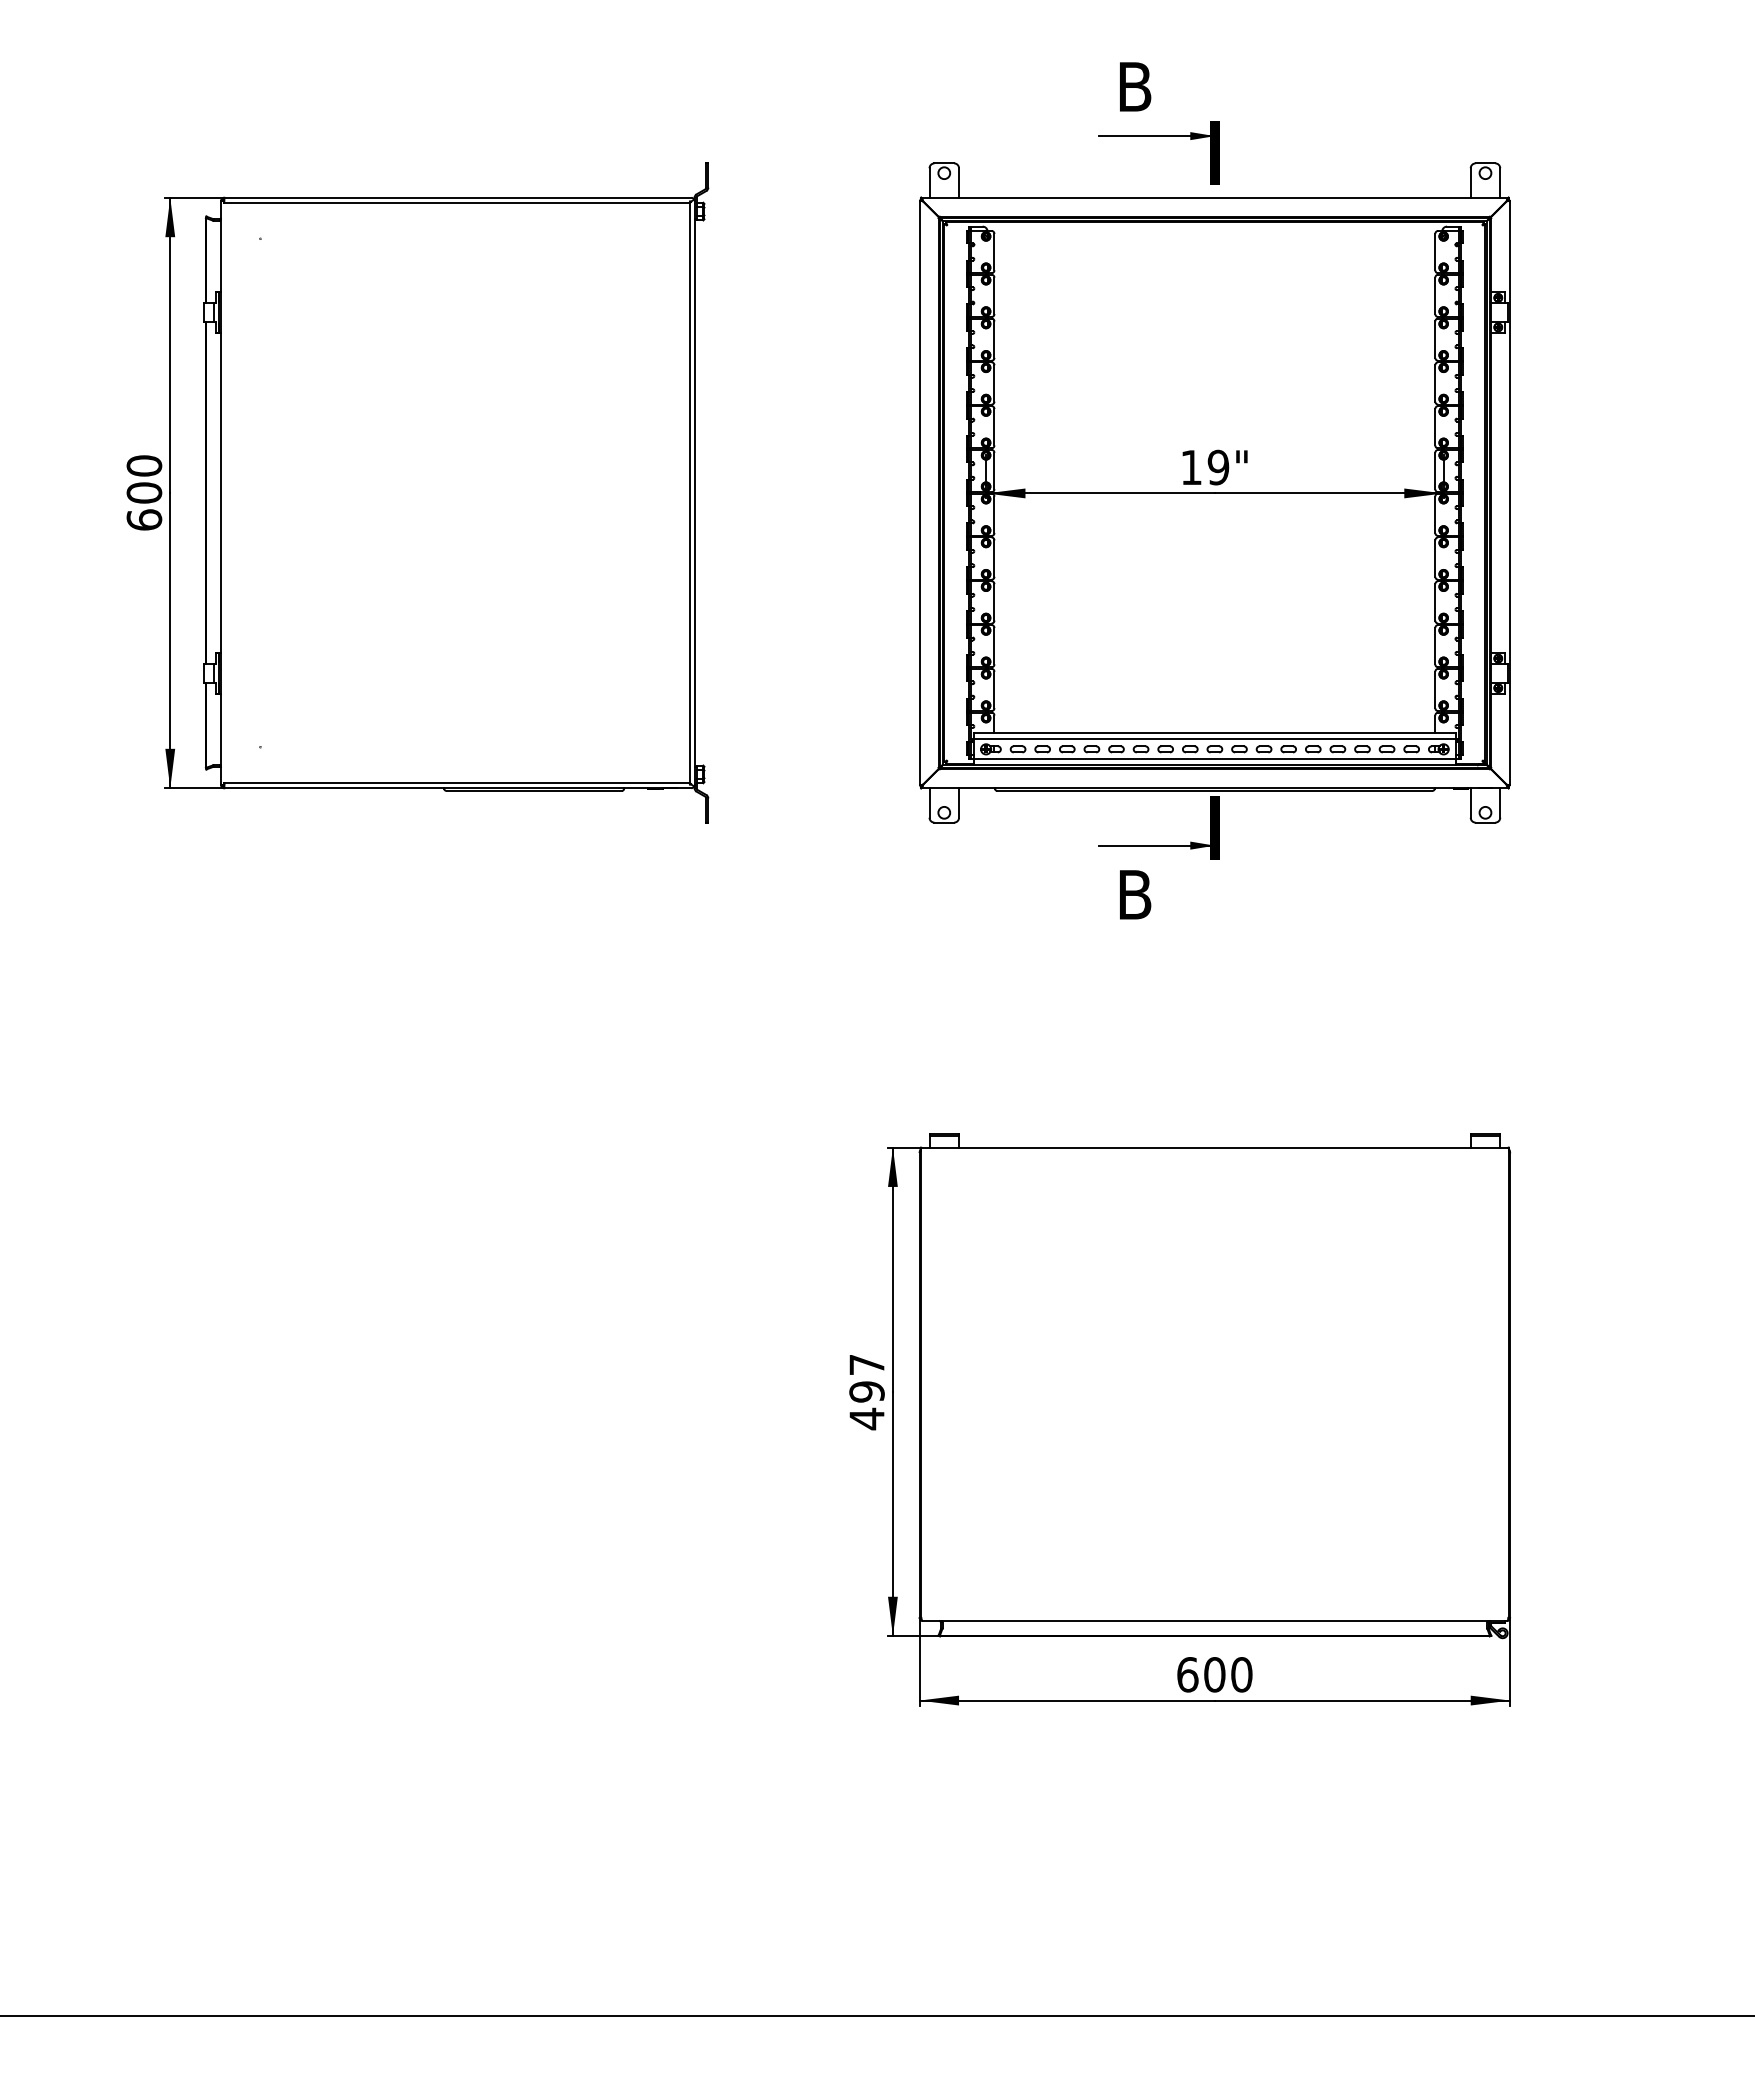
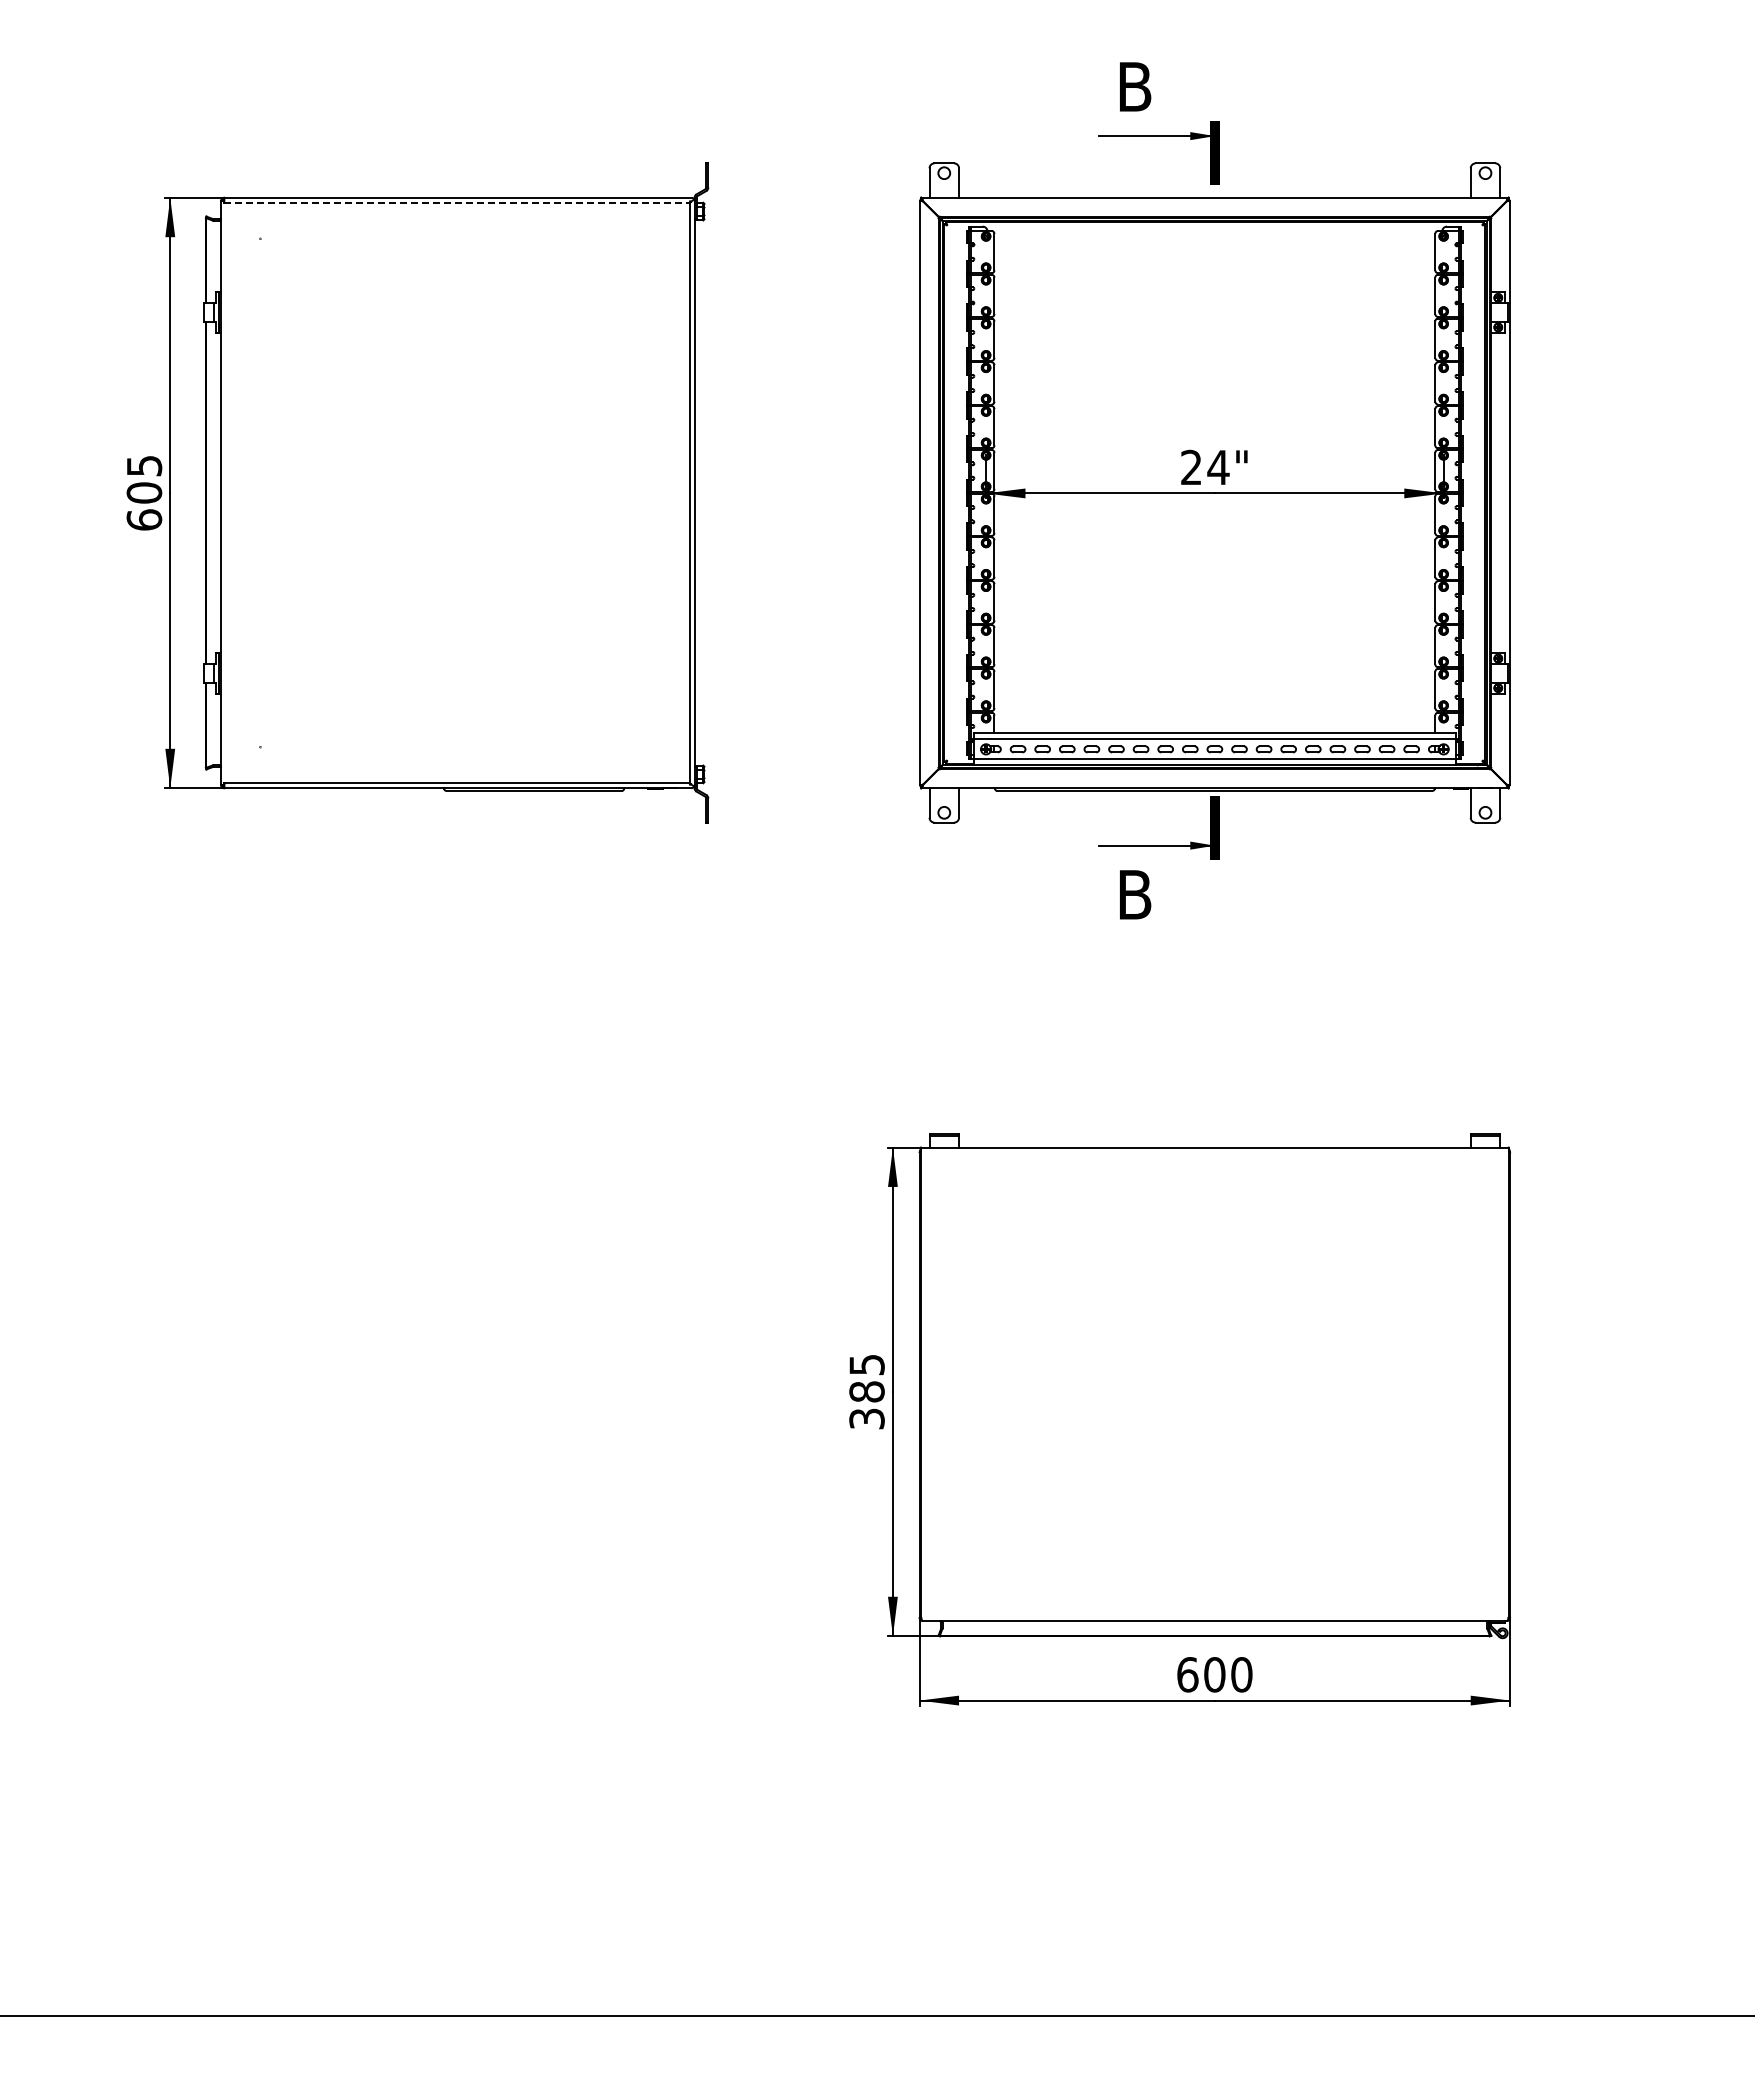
line: solid -> dashed (456, 202)
text: 600 -> 605 (144, 465)
text: 19" -> 24" (1205, 467)
text: 497 -> 385 (866, 1392)
